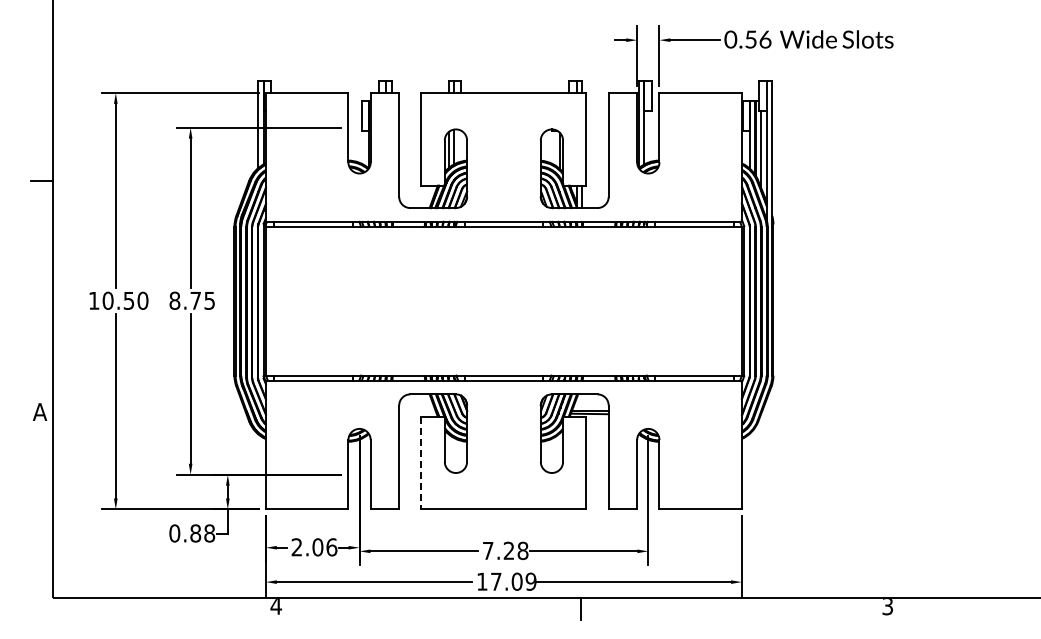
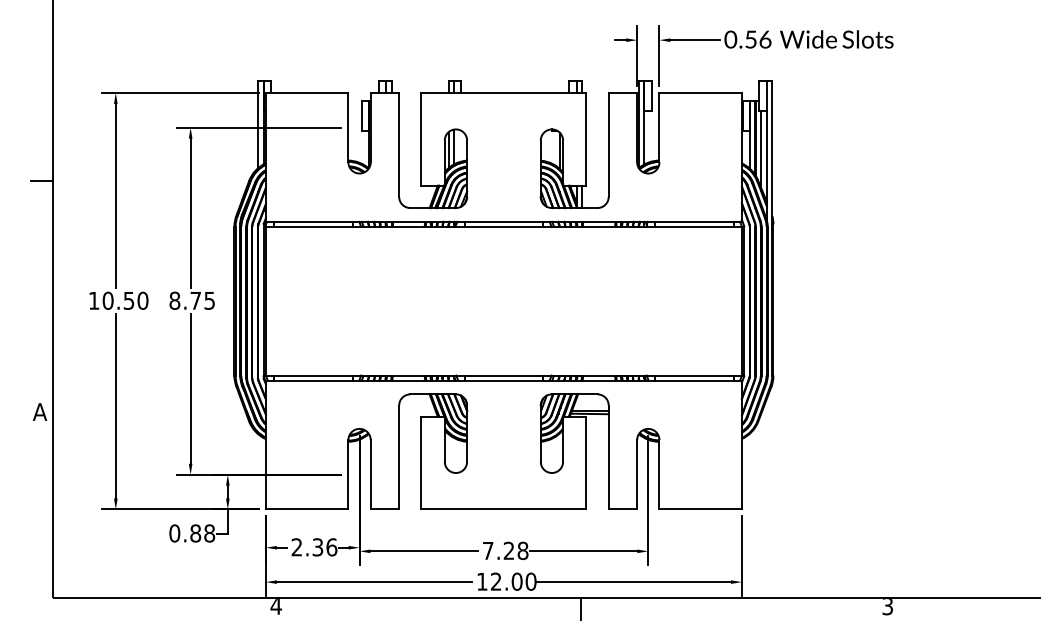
line: dashed -> solid (421, 463)
text: 2.06 -> 2.36 (317, 547)
text: 17.09 -> 12.00 (513, 581)
